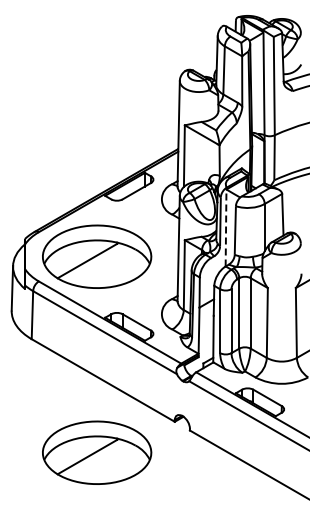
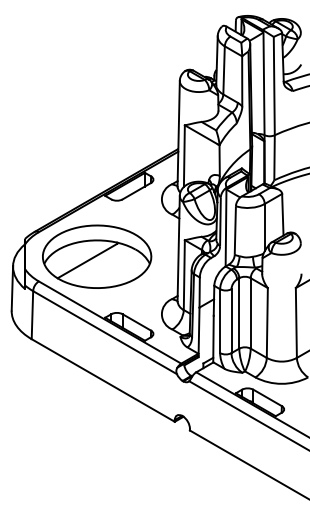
line: dashed -> solid (226, 228)
part: present -> none (97, 452)
